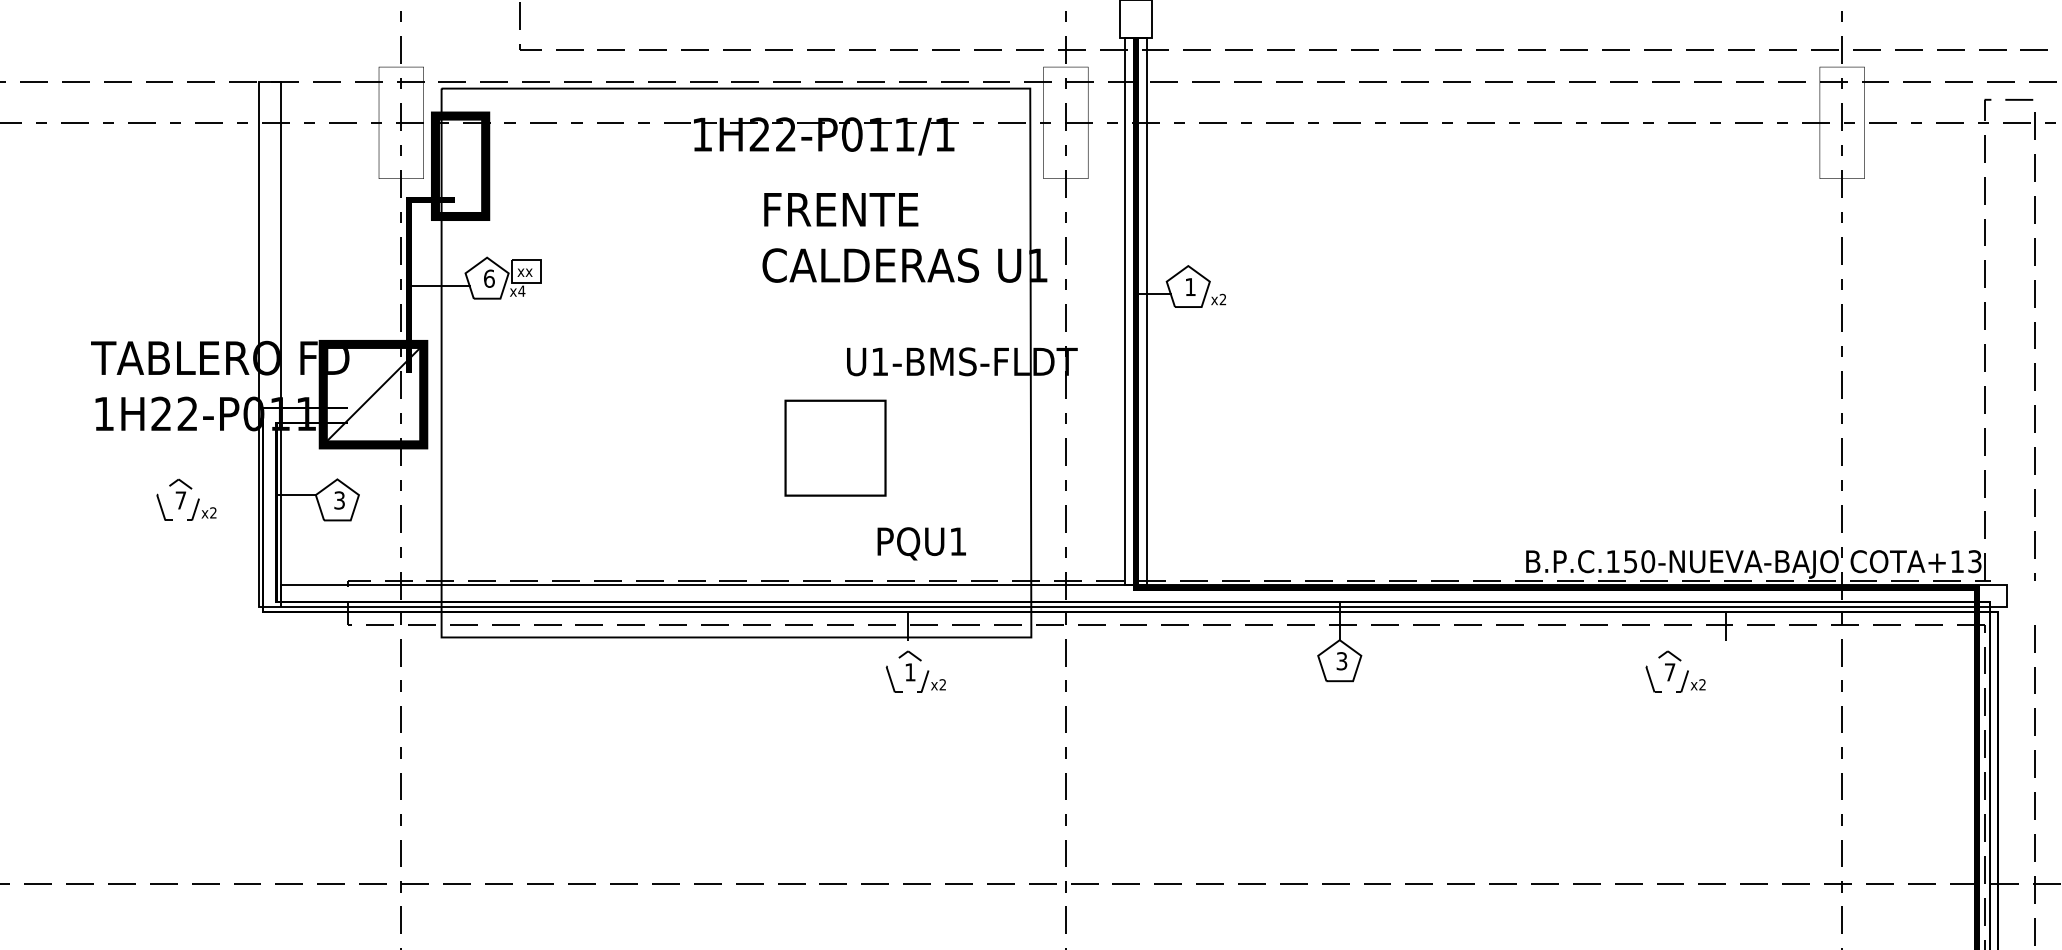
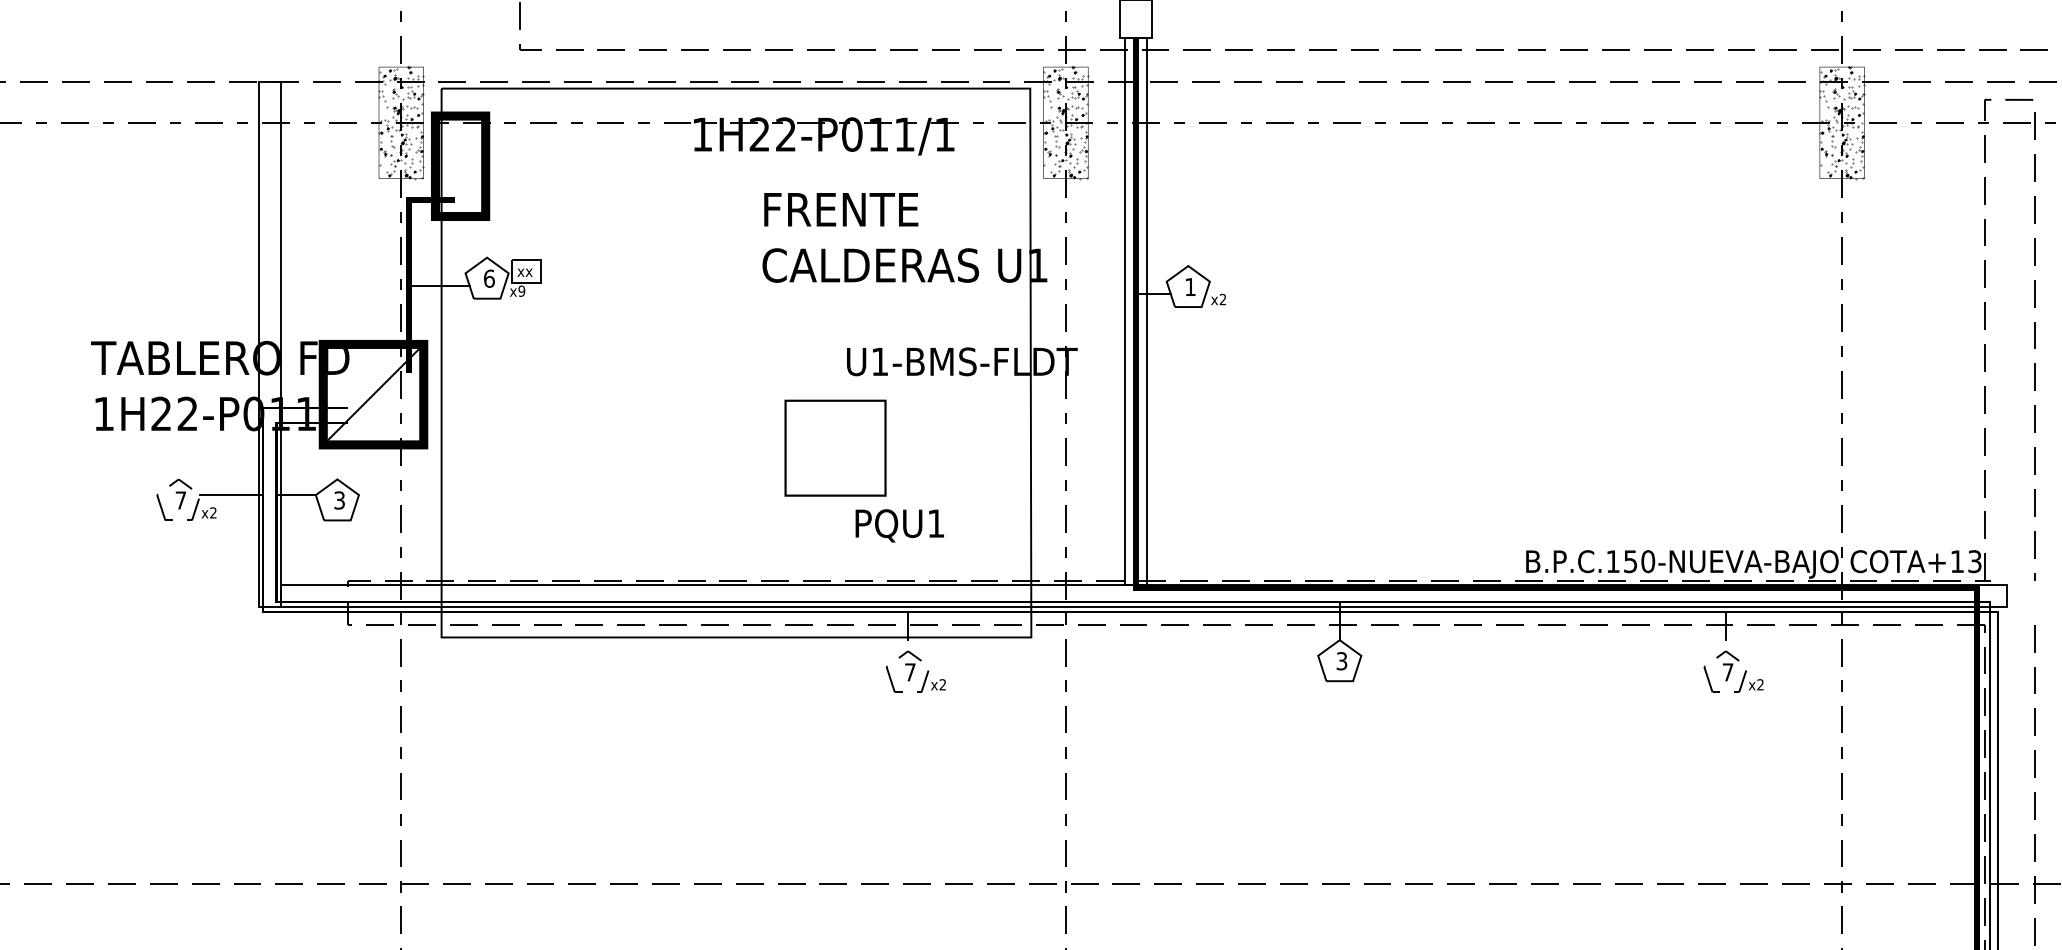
hatch: none -> present (401, 122)
hatch: none -> present (1065, 122)
hatch: none -> present (1841, 122)
text: x4 -> x9 (521, 290)
line: none -> present (231, 495)
text position: (921, 543) -> (899, 525) (899, 525)
part position: (1675, 671) -> (1733, 671) (1733, 671)
text: 1 -> 7 (910, 672)
